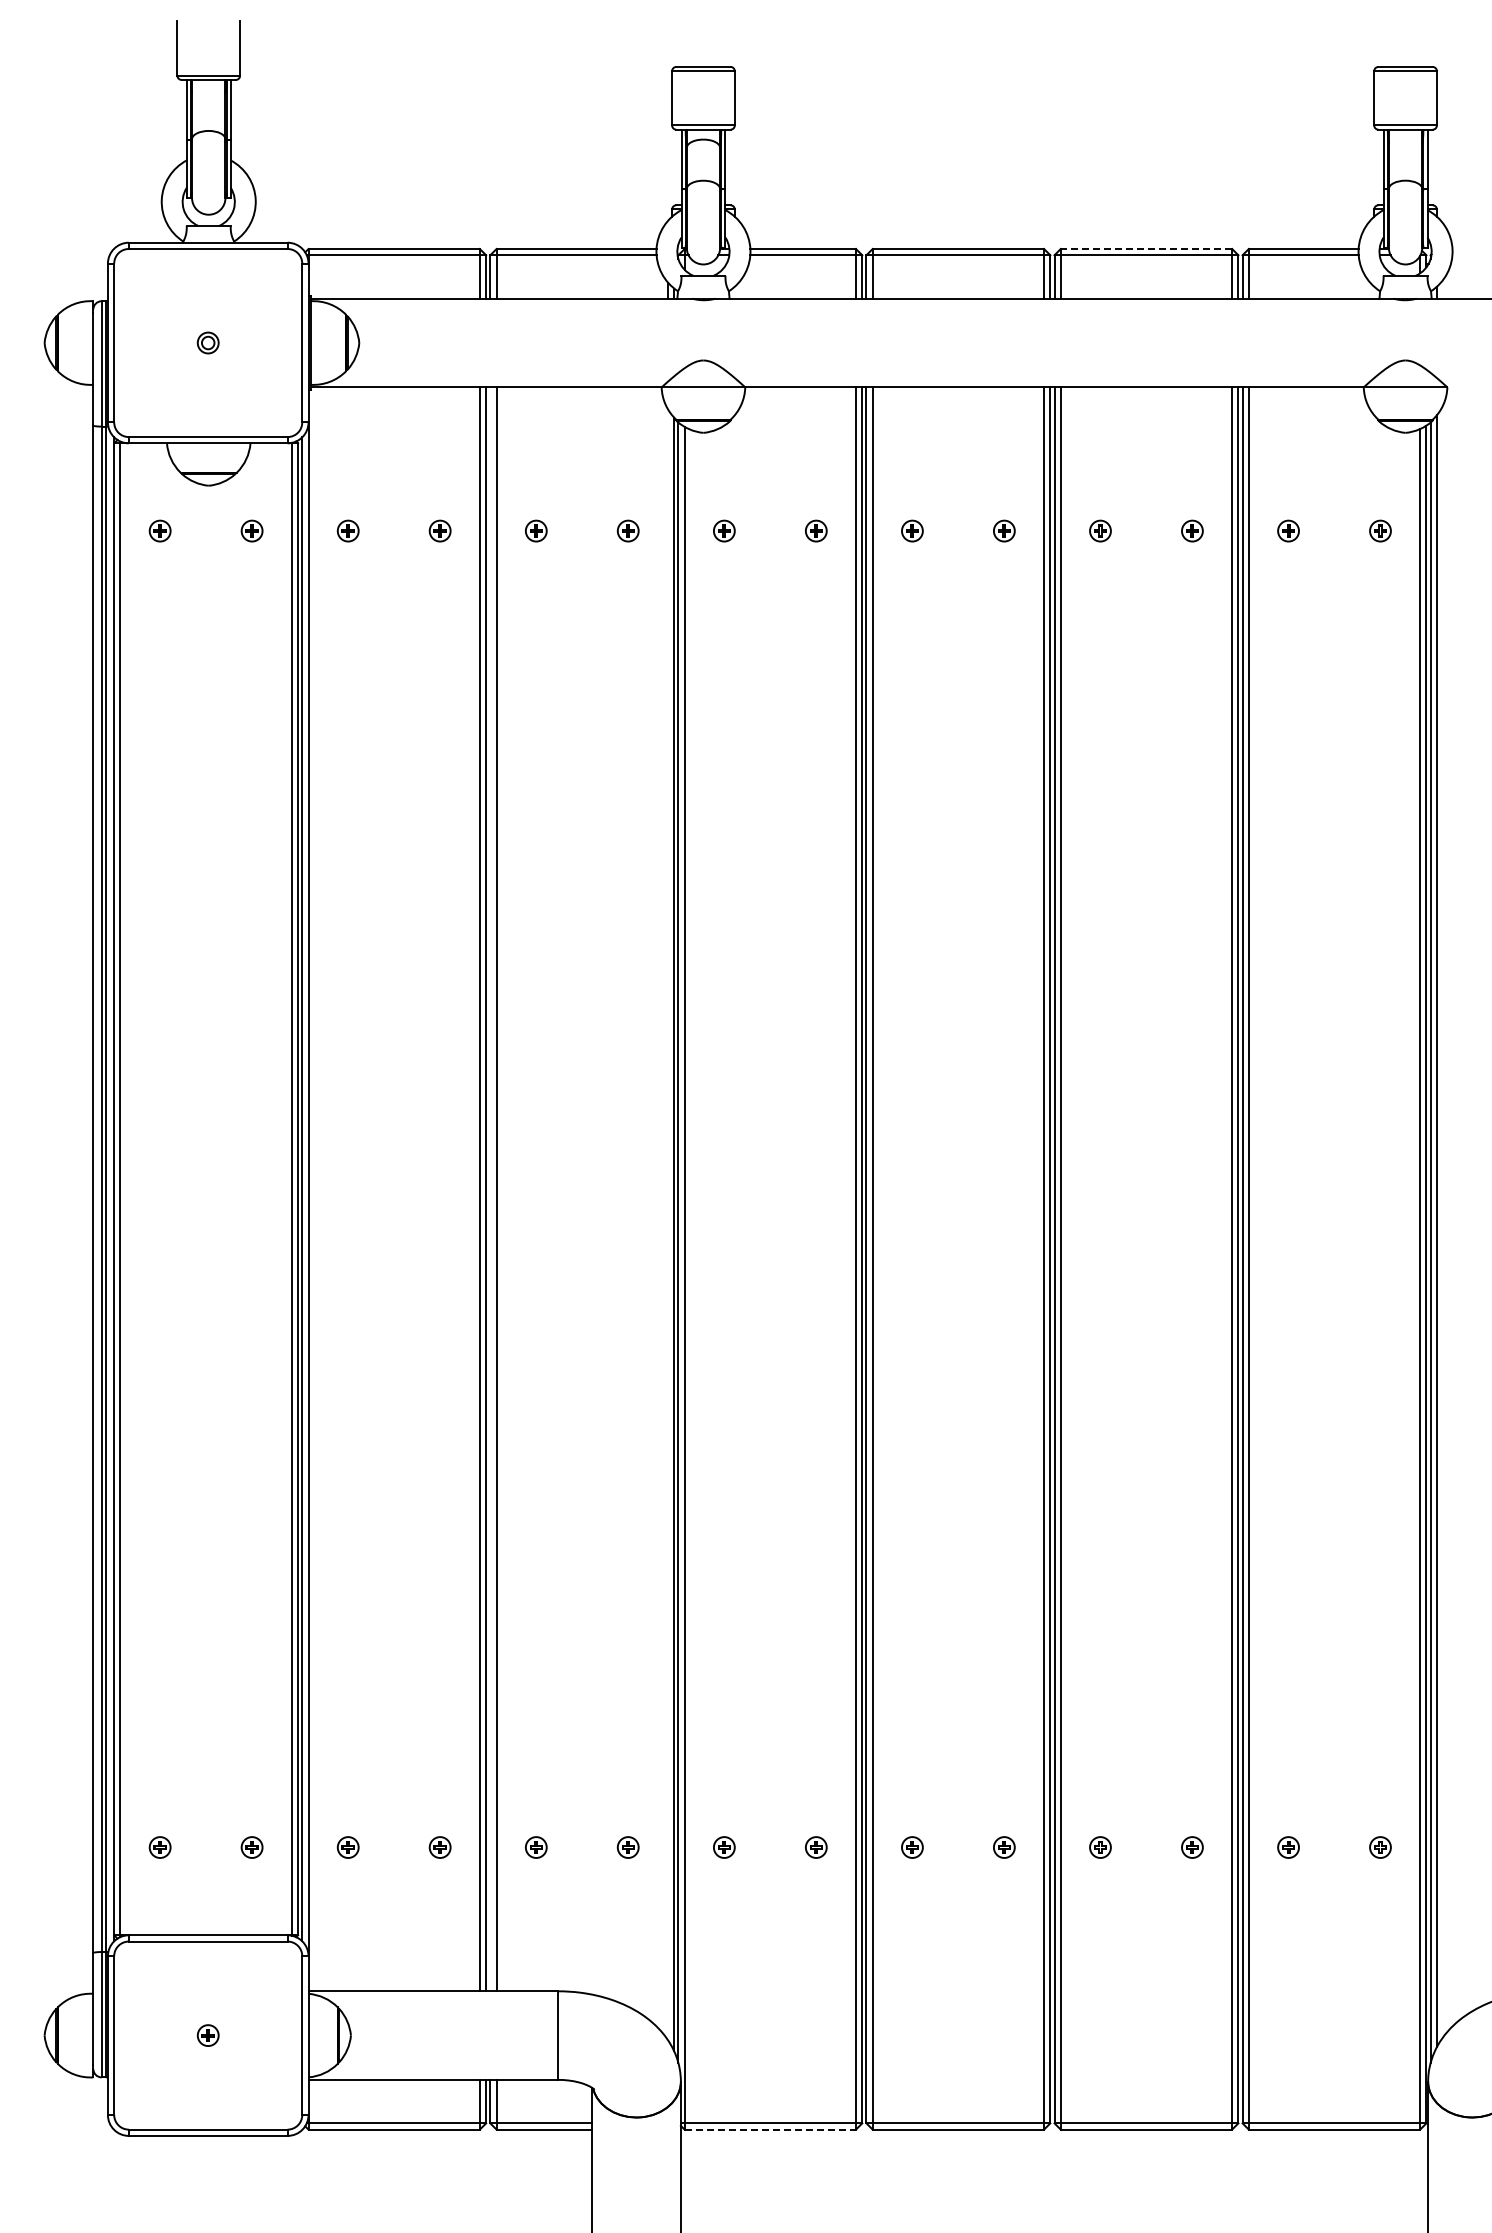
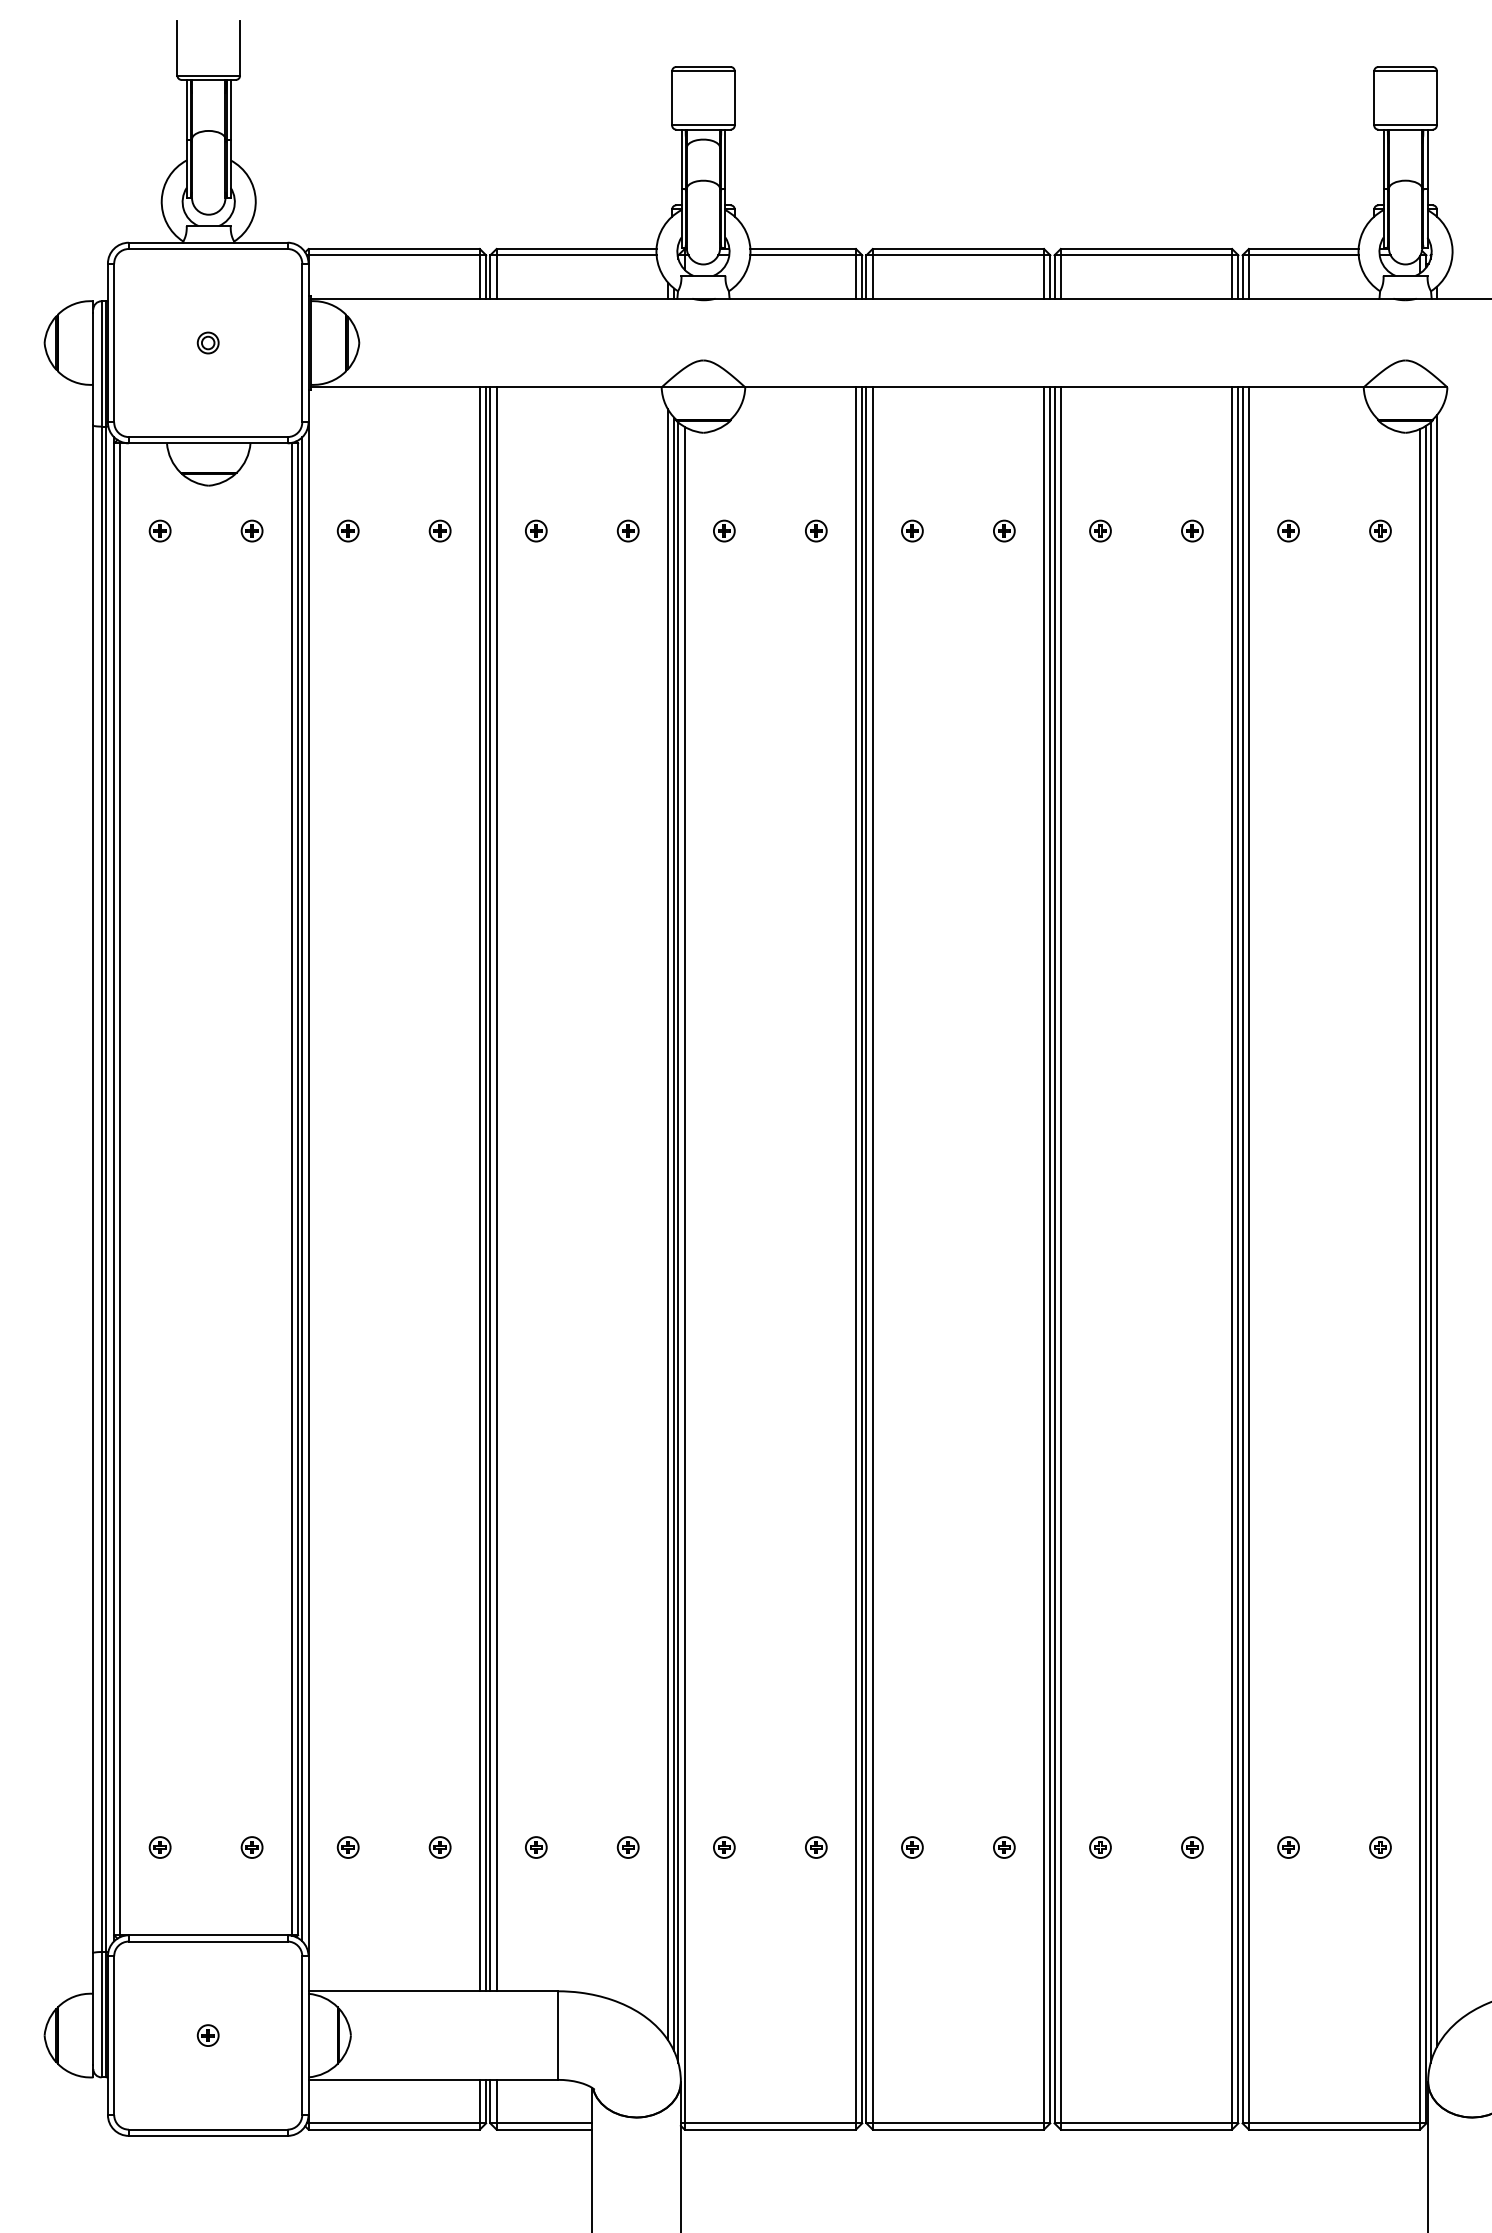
line: dashed -> solid (1146, 249)
line: none -> present (490, 1189)
line: none -> present (667, 1224)
line: dashed -> solid (770, 2129)
